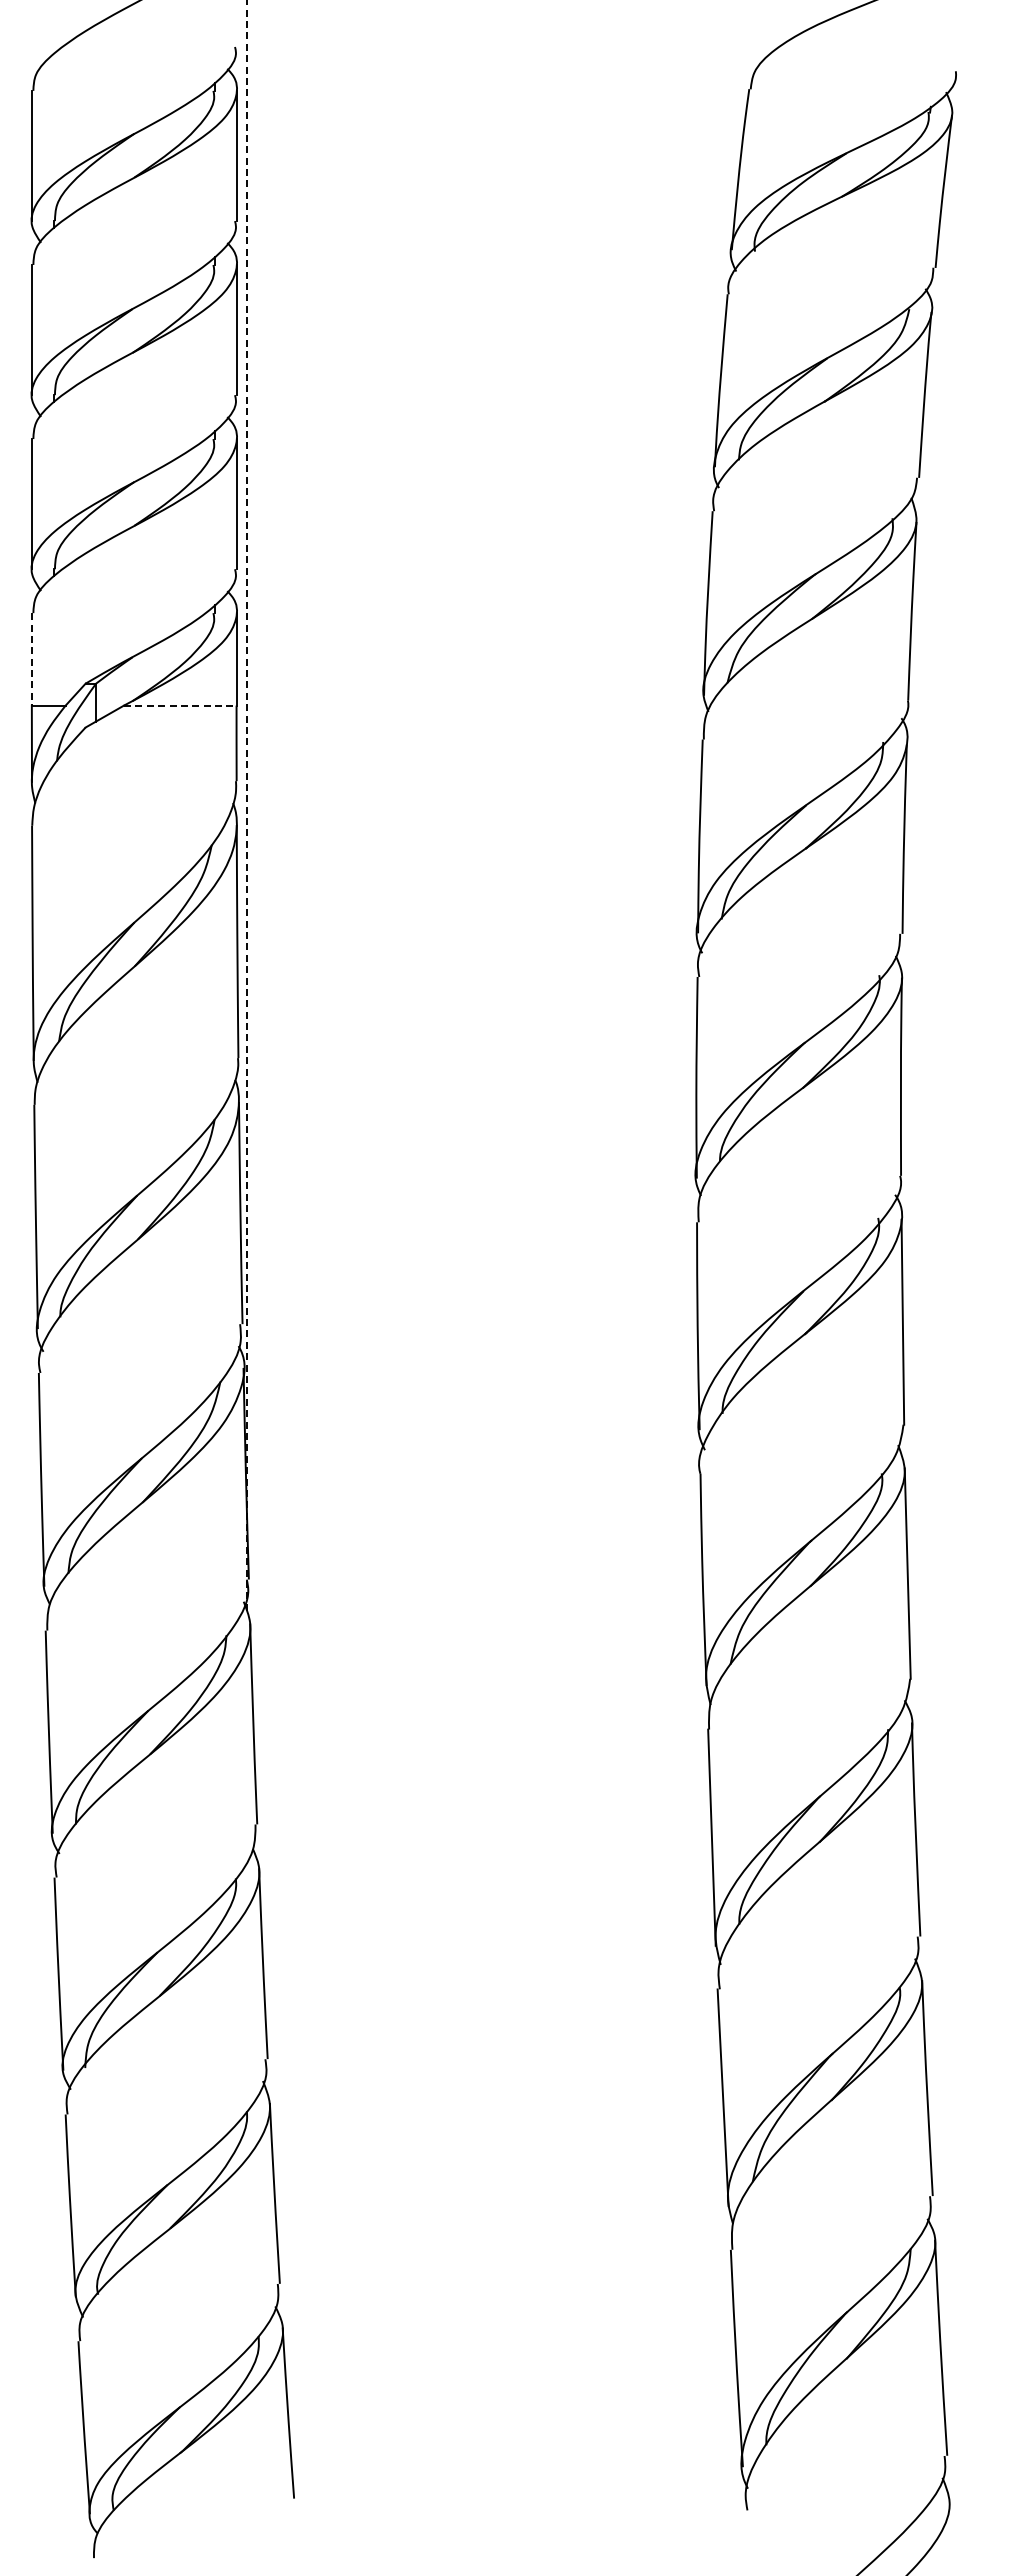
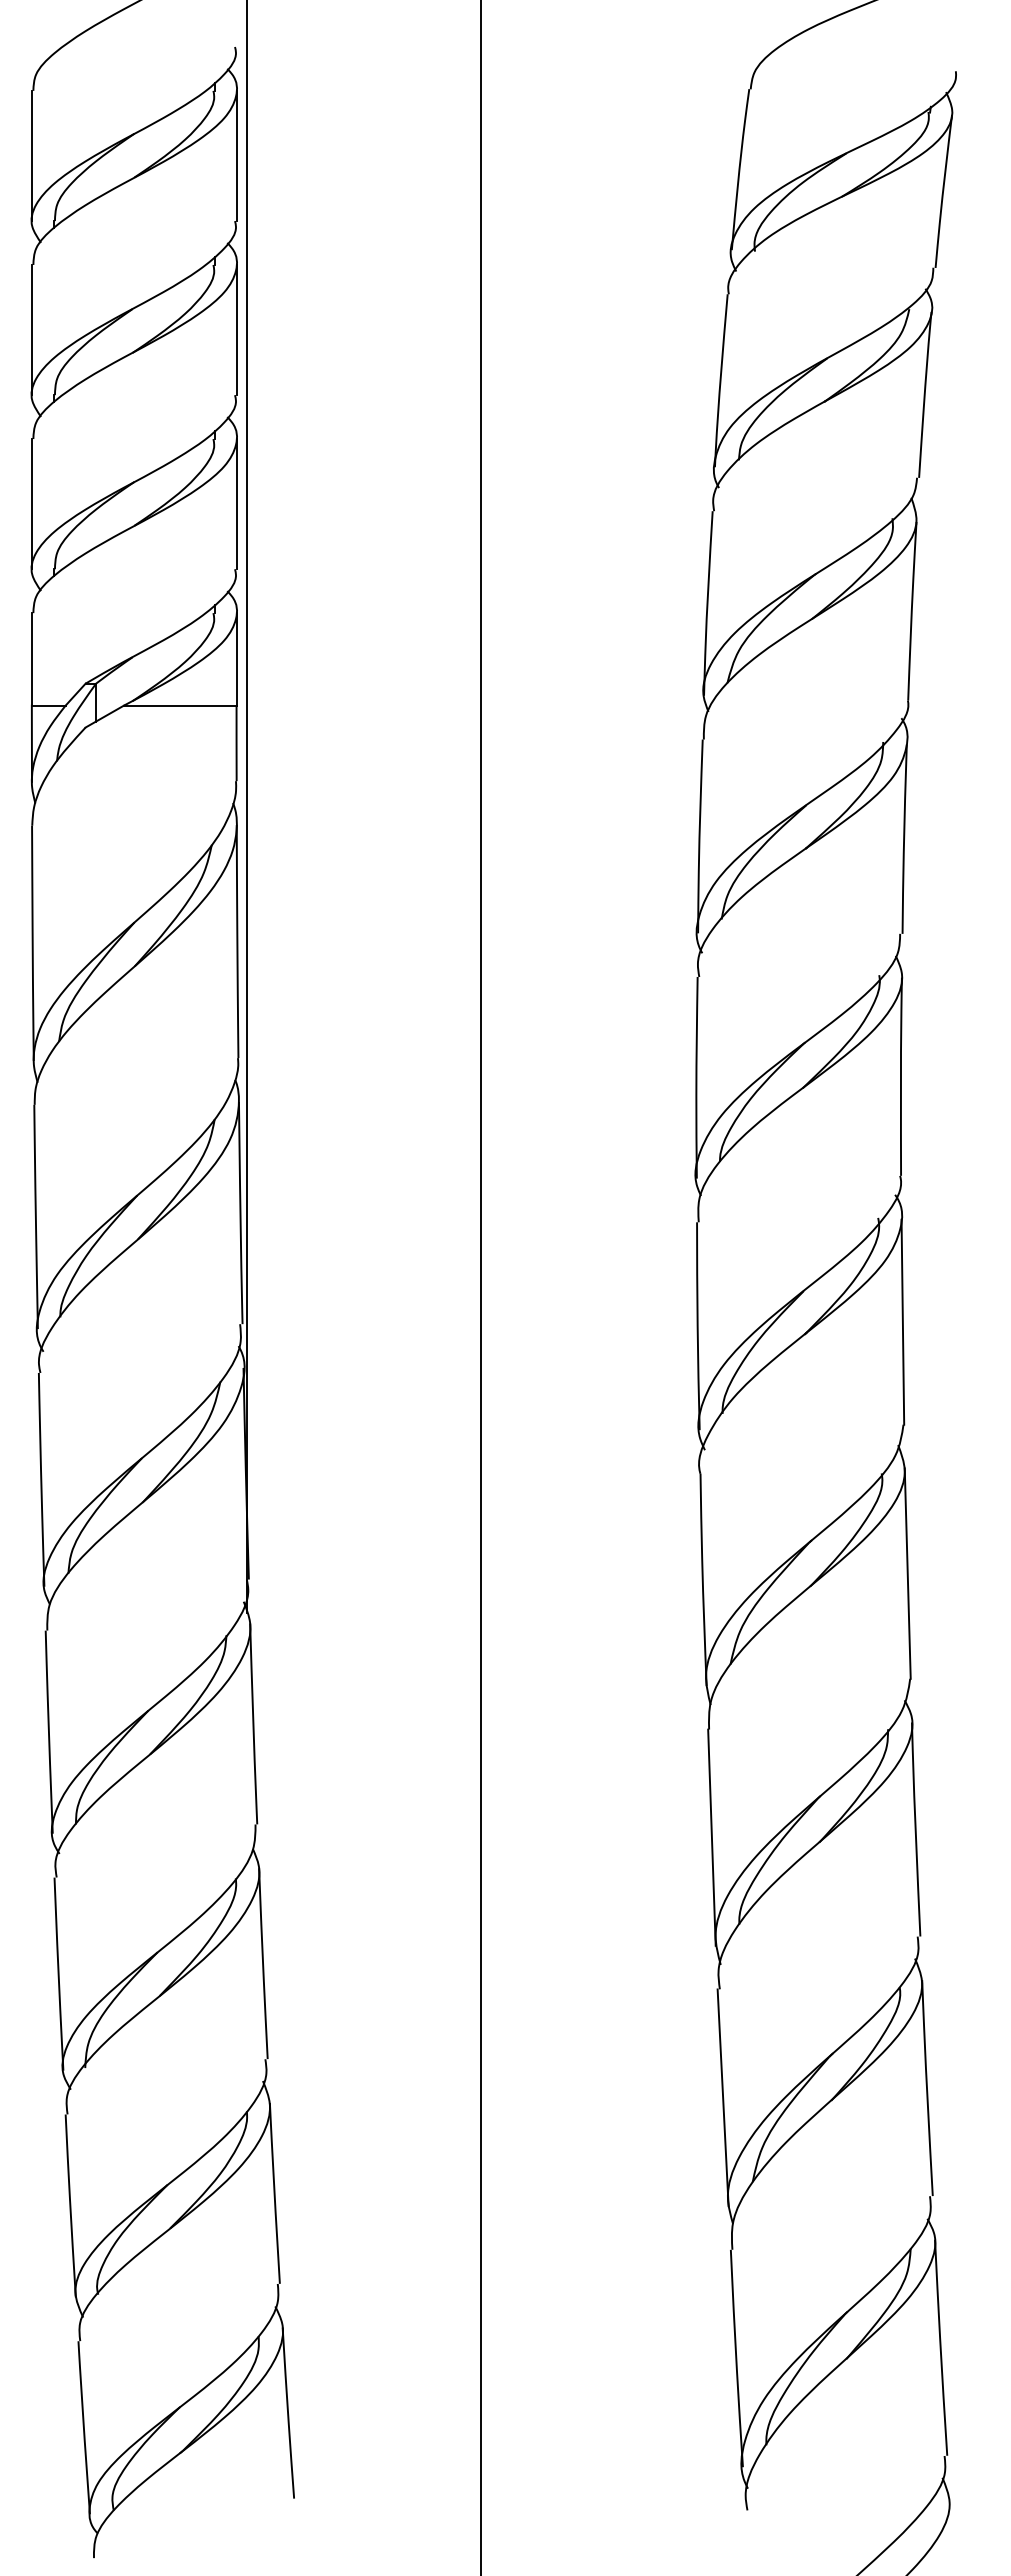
line: dashed -> solid (31, 659)
line: dashed -> solid (180, 705)
line: dashed -> solid (247, 807)
line: none -> present (481, 1287)
